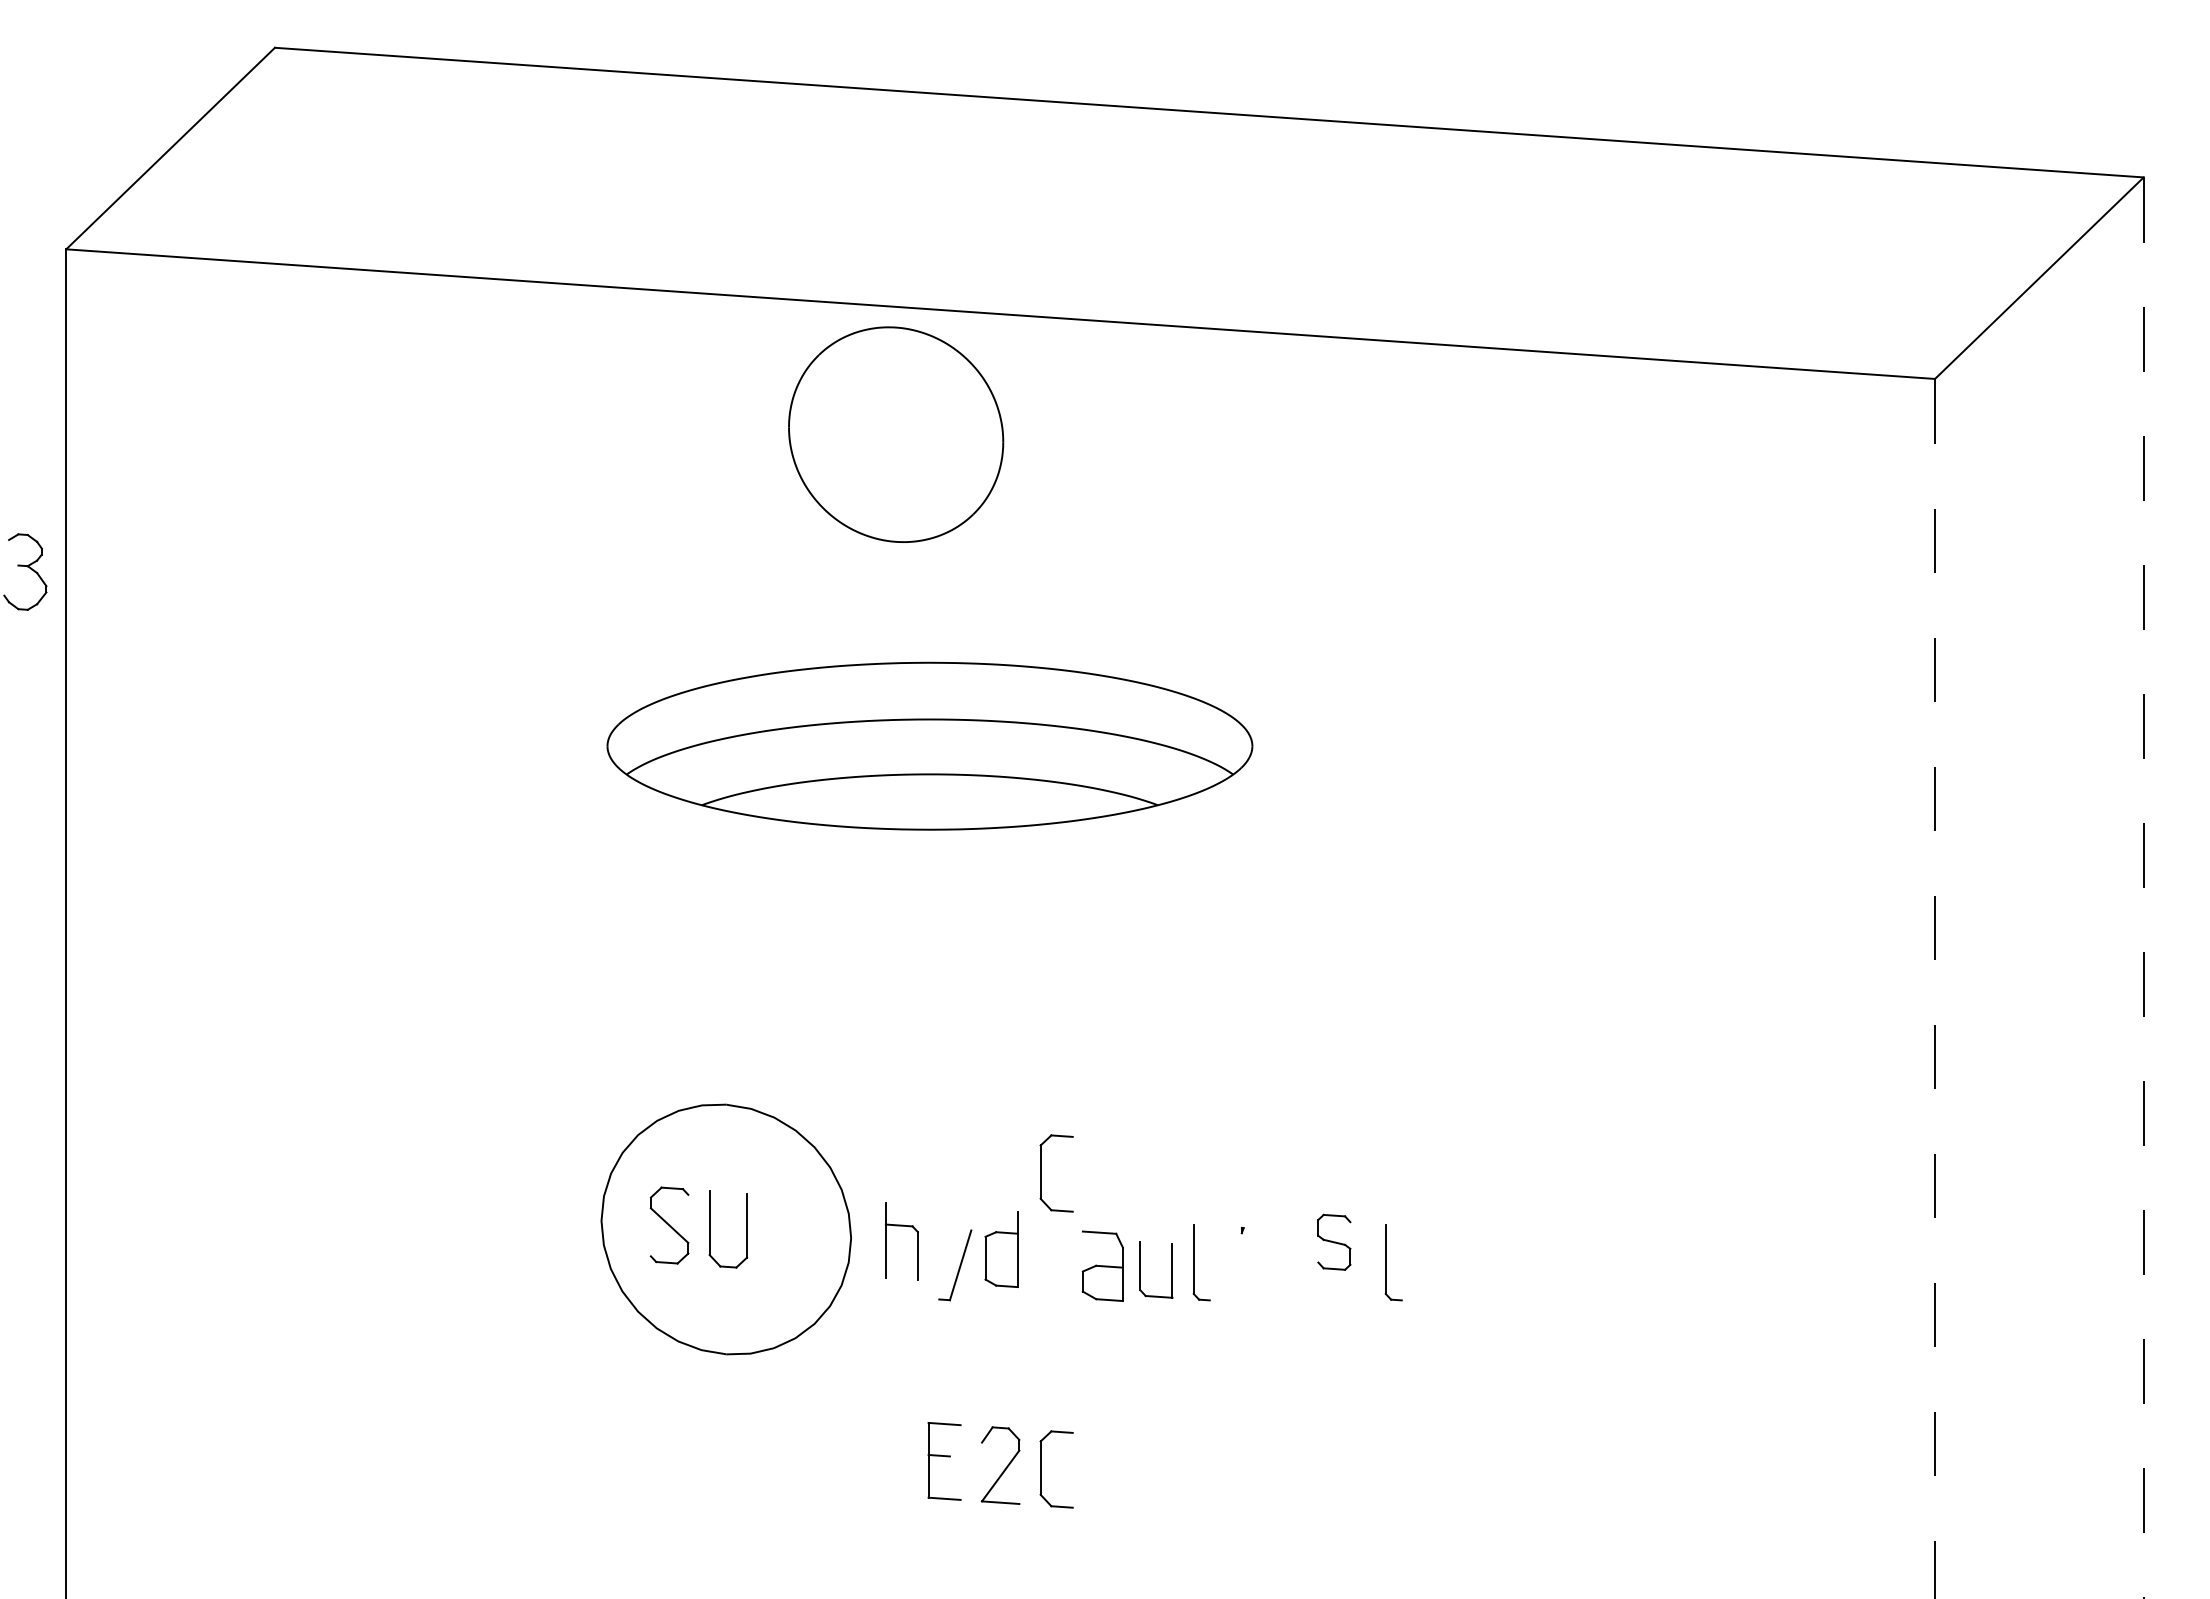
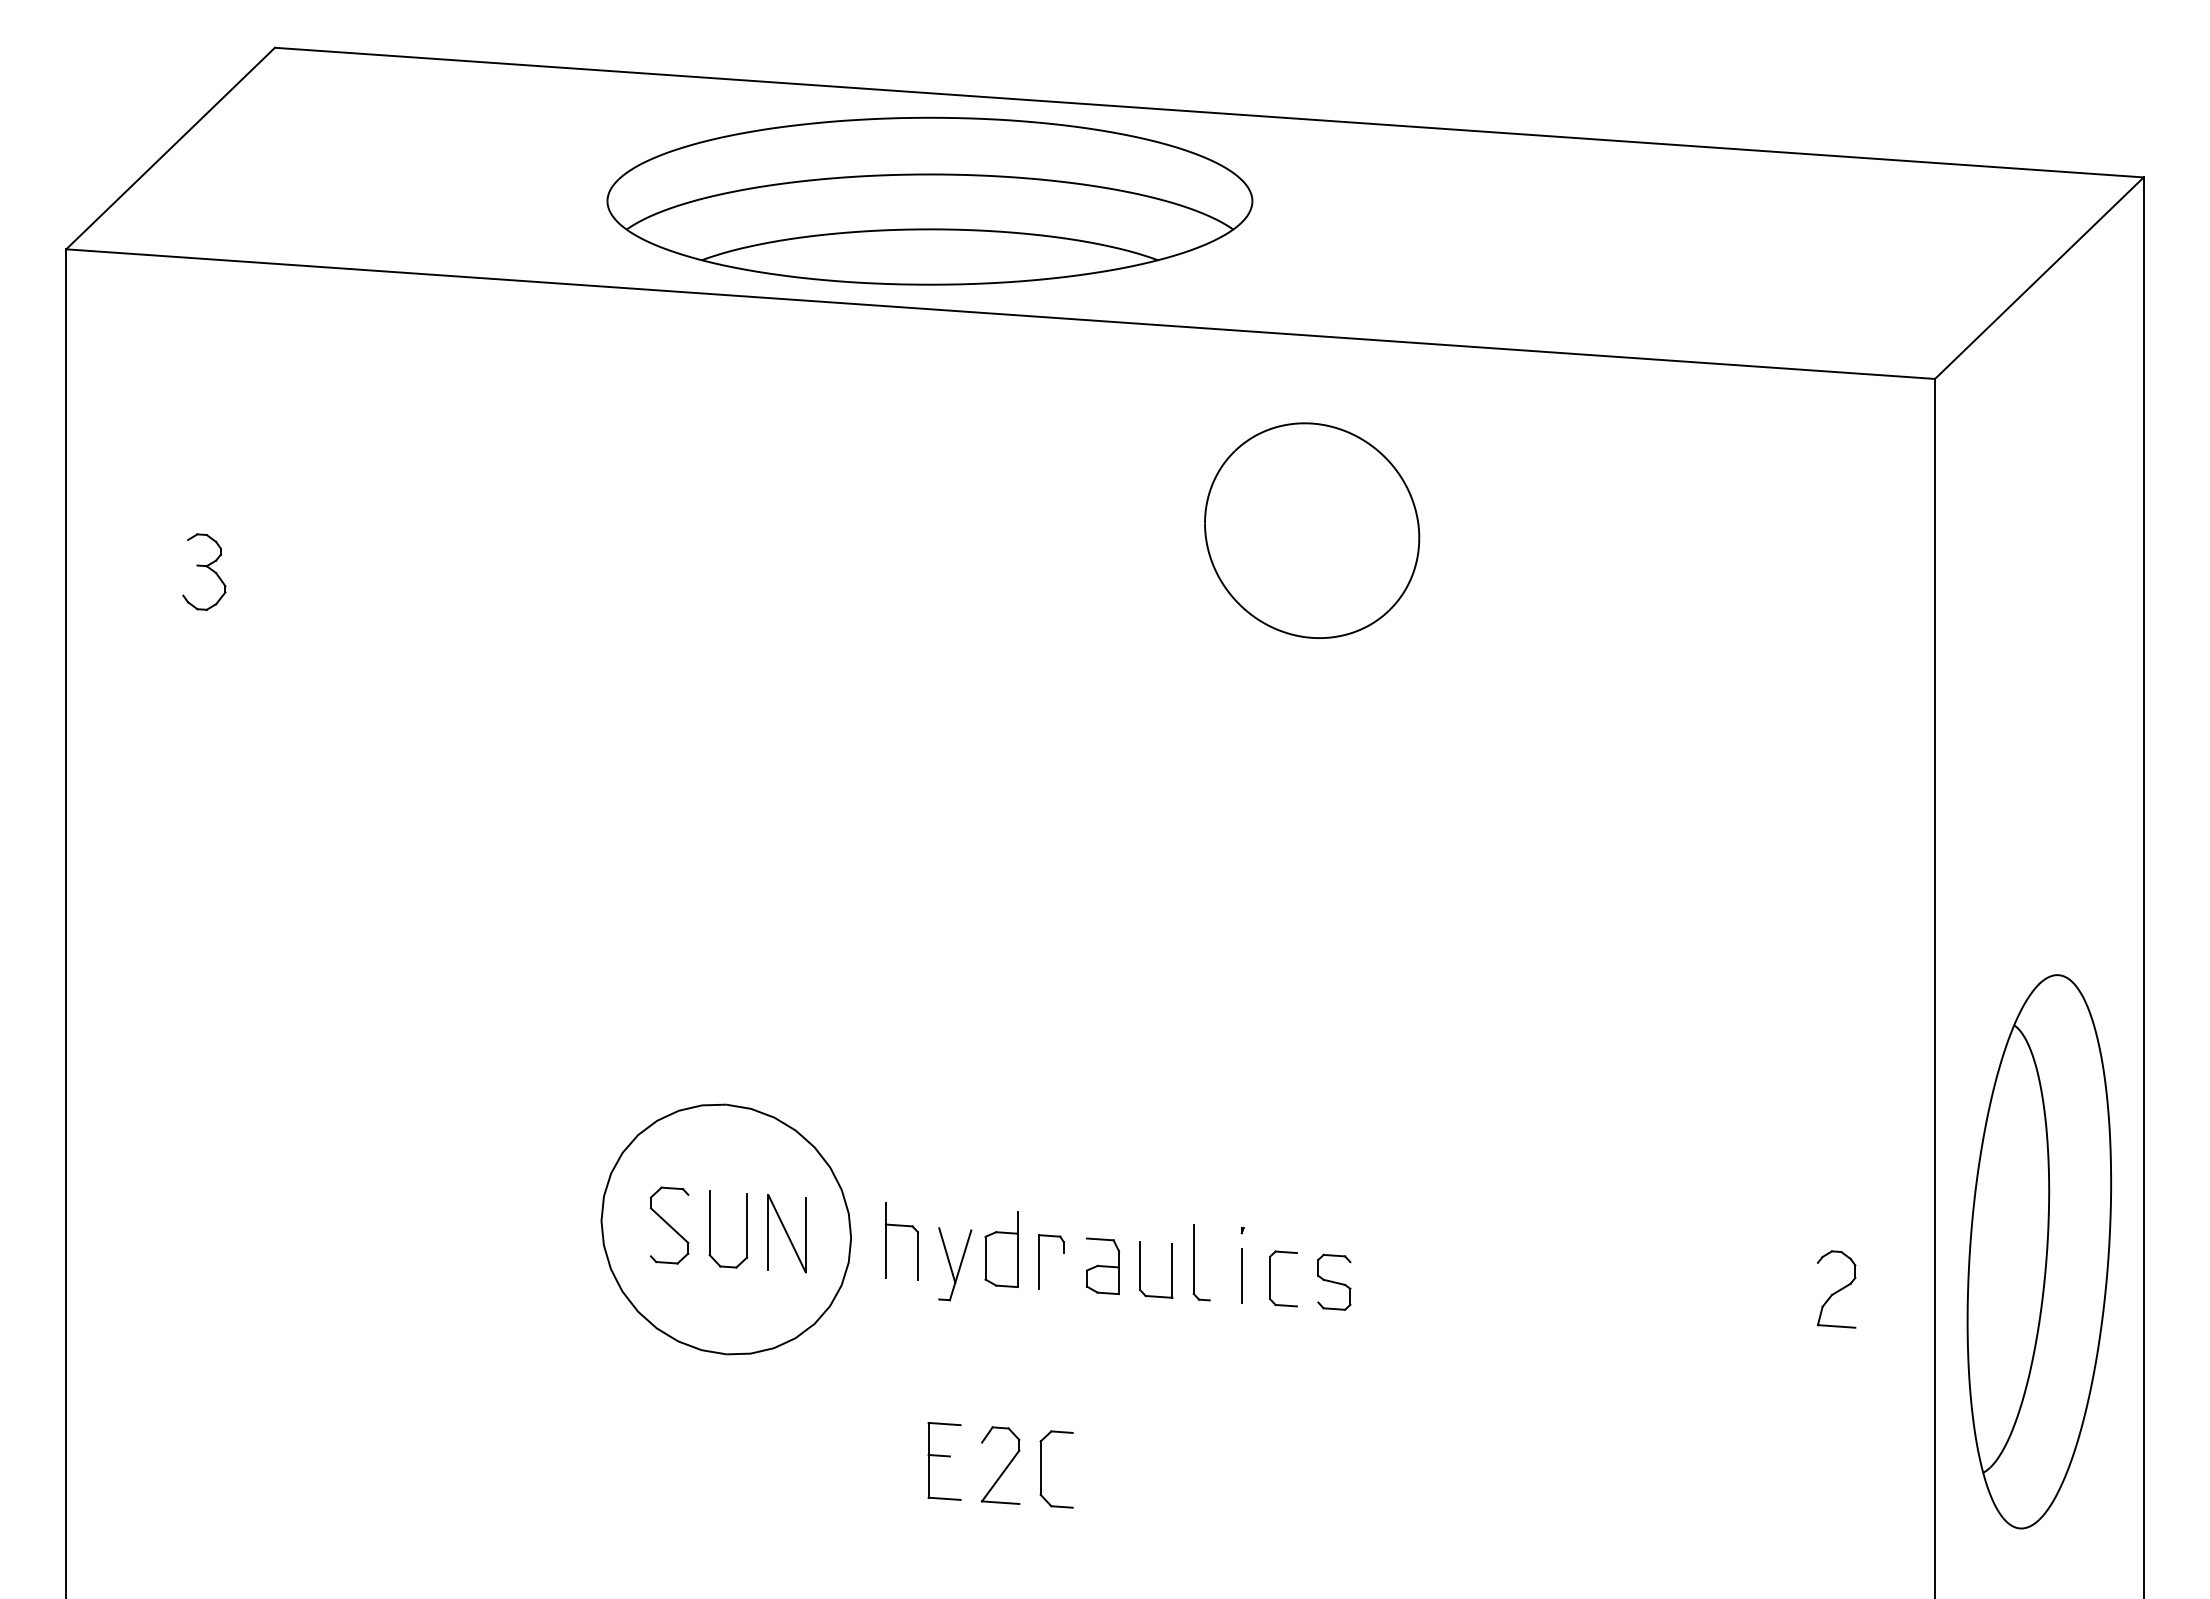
part position: (896, 434) -> (1312, 530) (1312, 530)
part position: (25, 571) -> (204, 571) (204, 571)
part position: (929, 745) -> (929, 200) (929, 200)
line: dashed -> solid (2143, 888)
line: dashed -> solid (1935, 988)
part: present -> none (1041, 1173)
part: none -> present (786, 1233)
part position: (1334, 1241) -> (1334, 1281) (1334, 1281)
part: none -> present (2038, 1251)
line: none -> present (947, 1255)
part: none -> present (1039, 1261)
part: present -> none (1386, 1262)
part size: 43x72 px -> 35x59 px (1103, 1266)
line: none -> present (1241, 1275)
part: none -> present (1270, 1278)
part: none -> present (1836, 1289)
